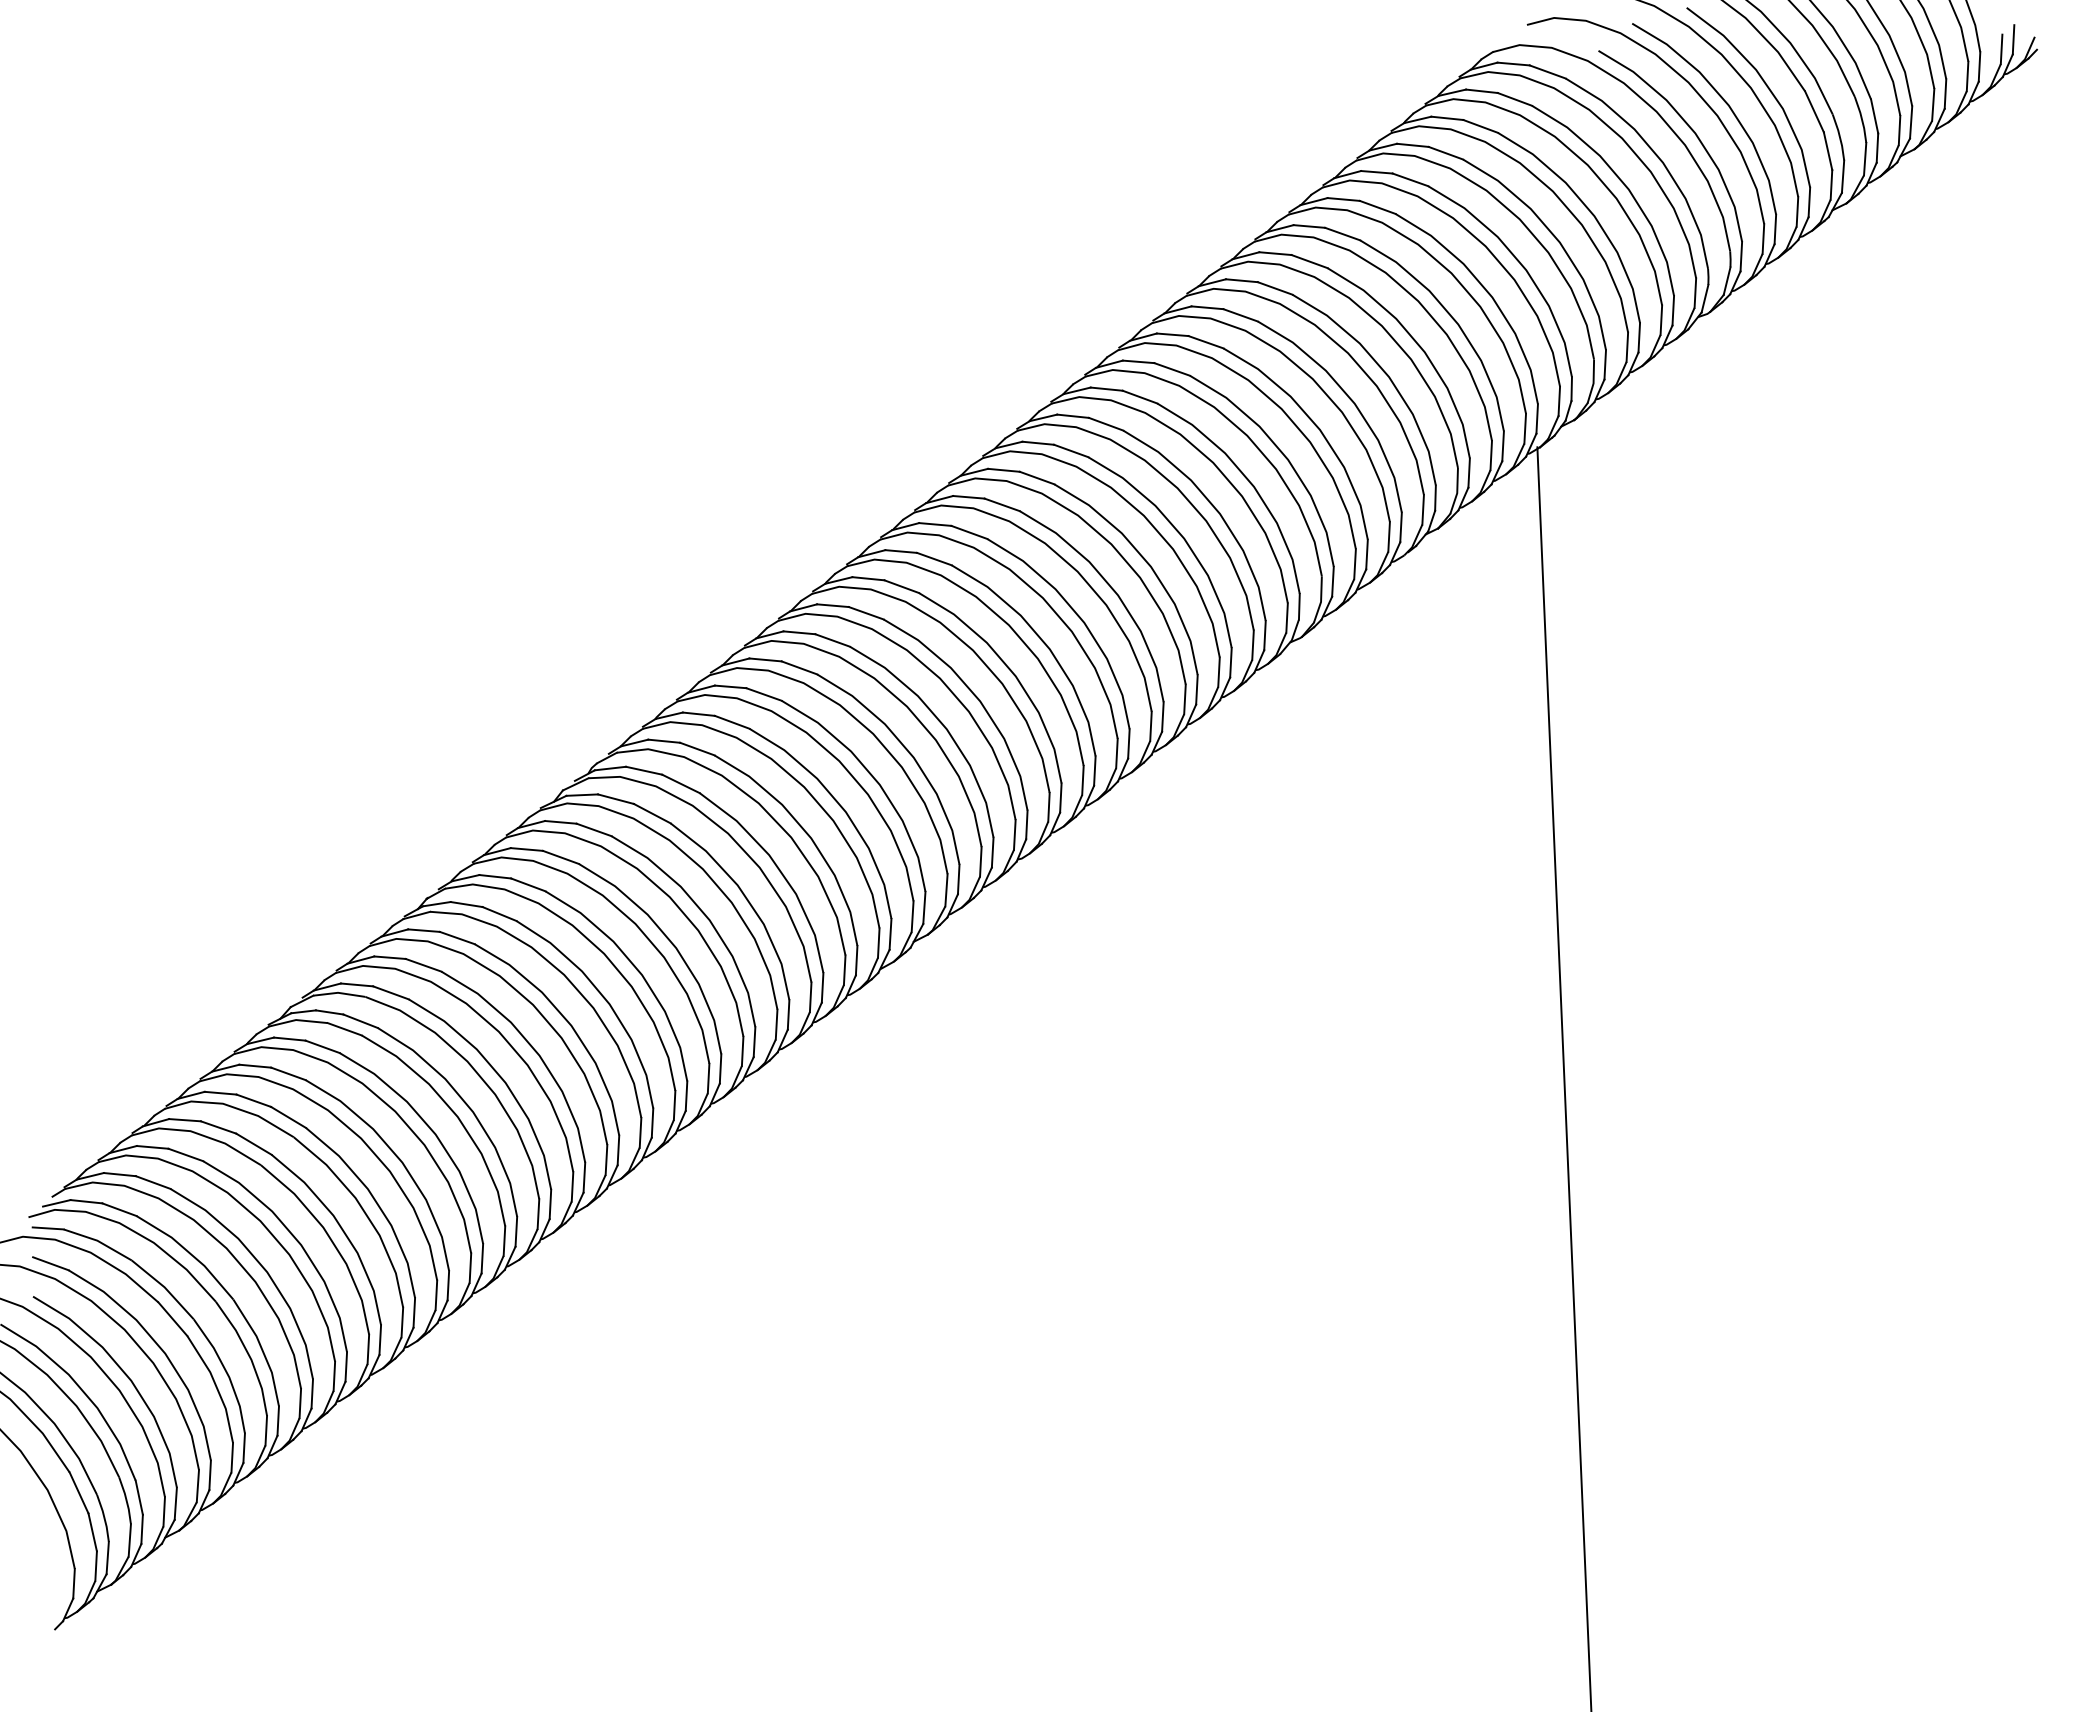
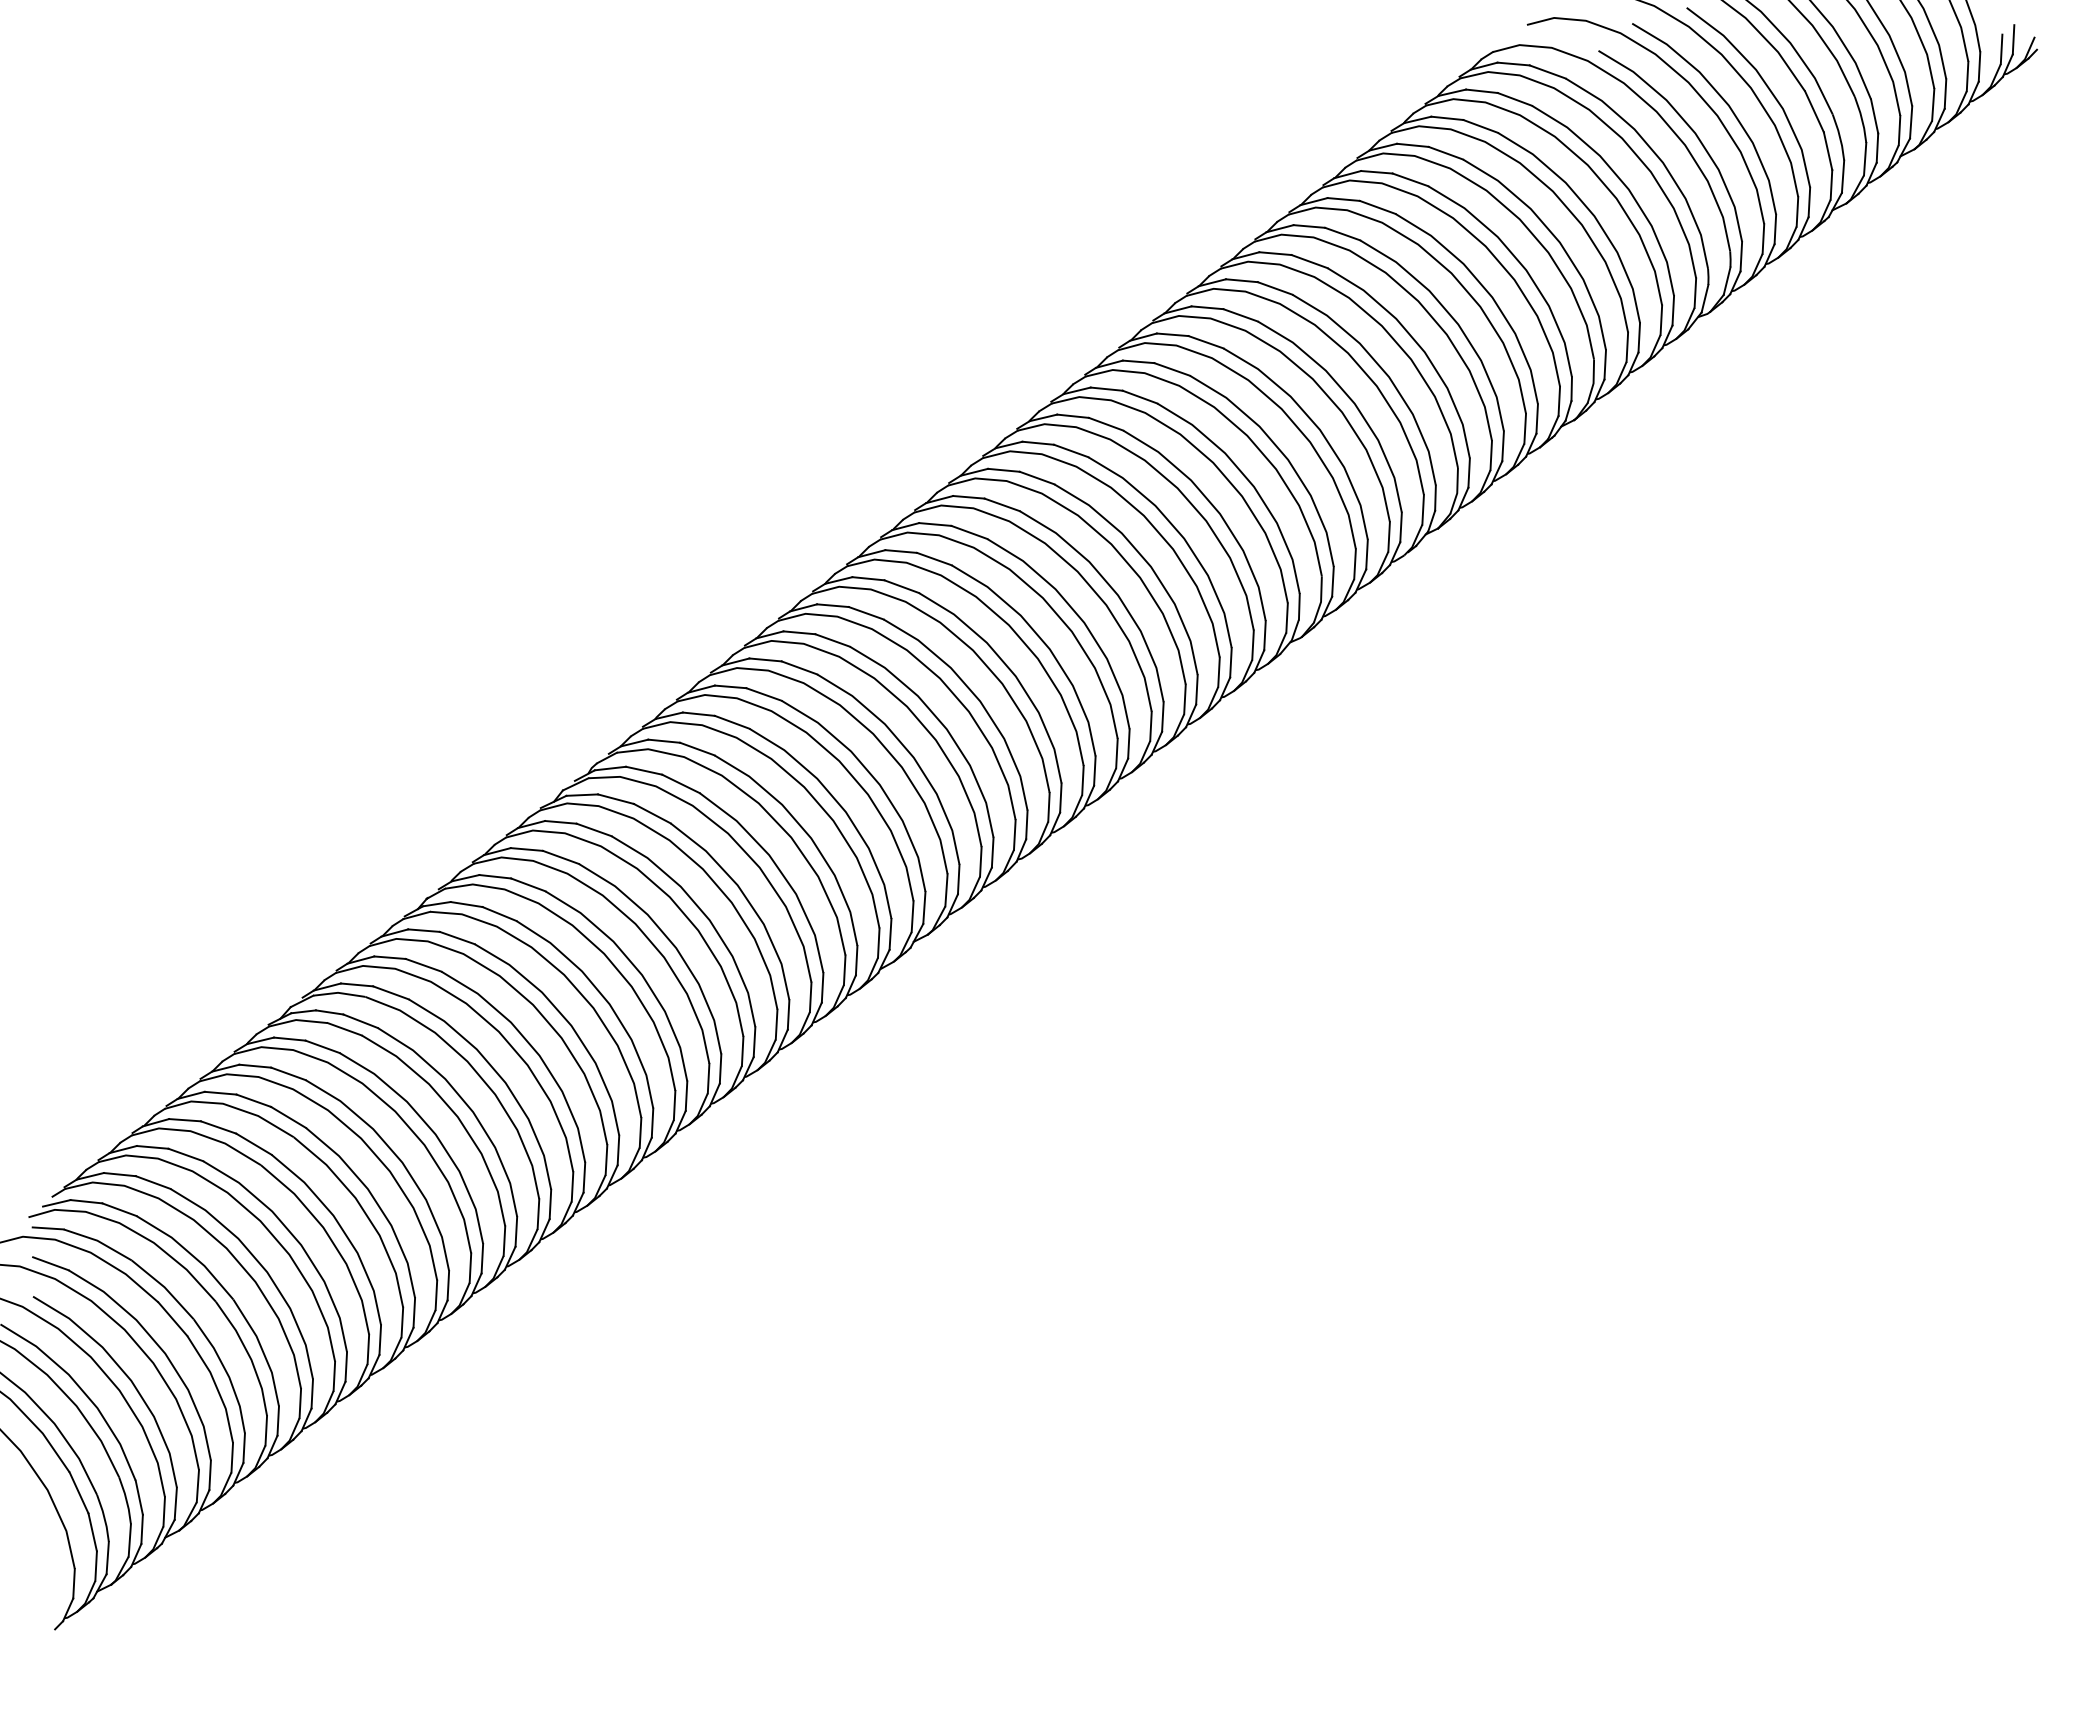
line: present -> none (1564, 1077)
